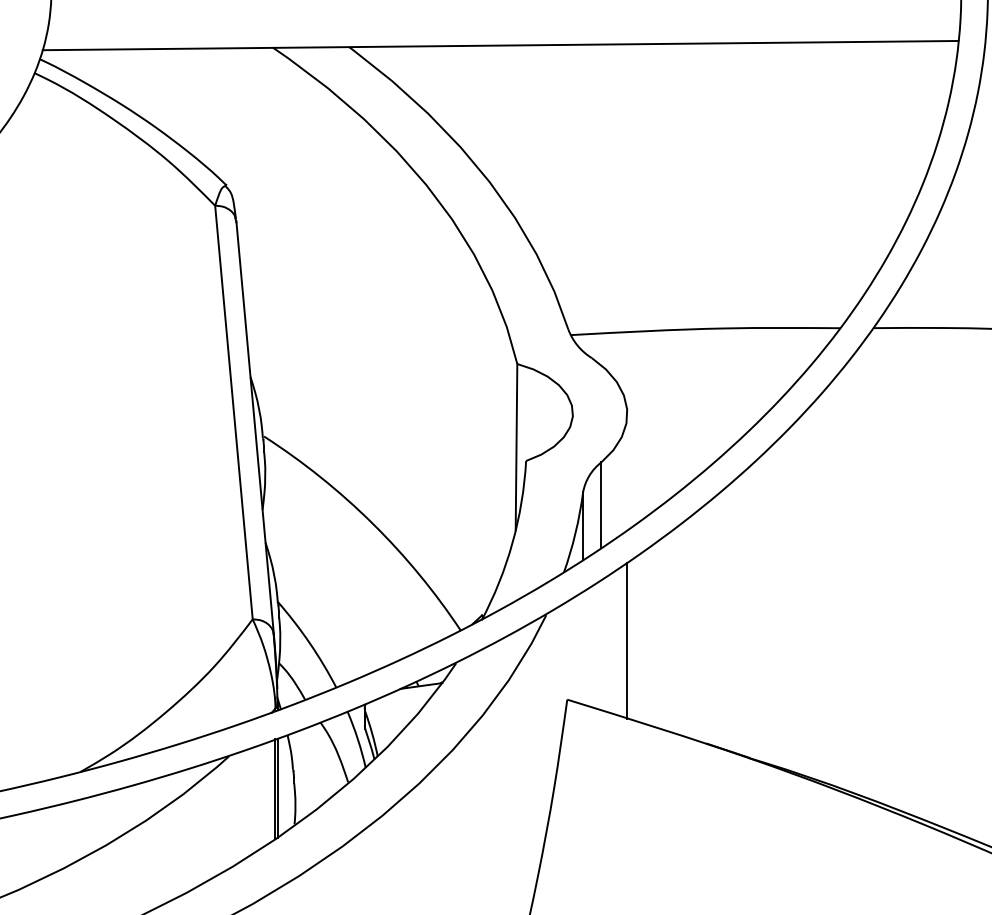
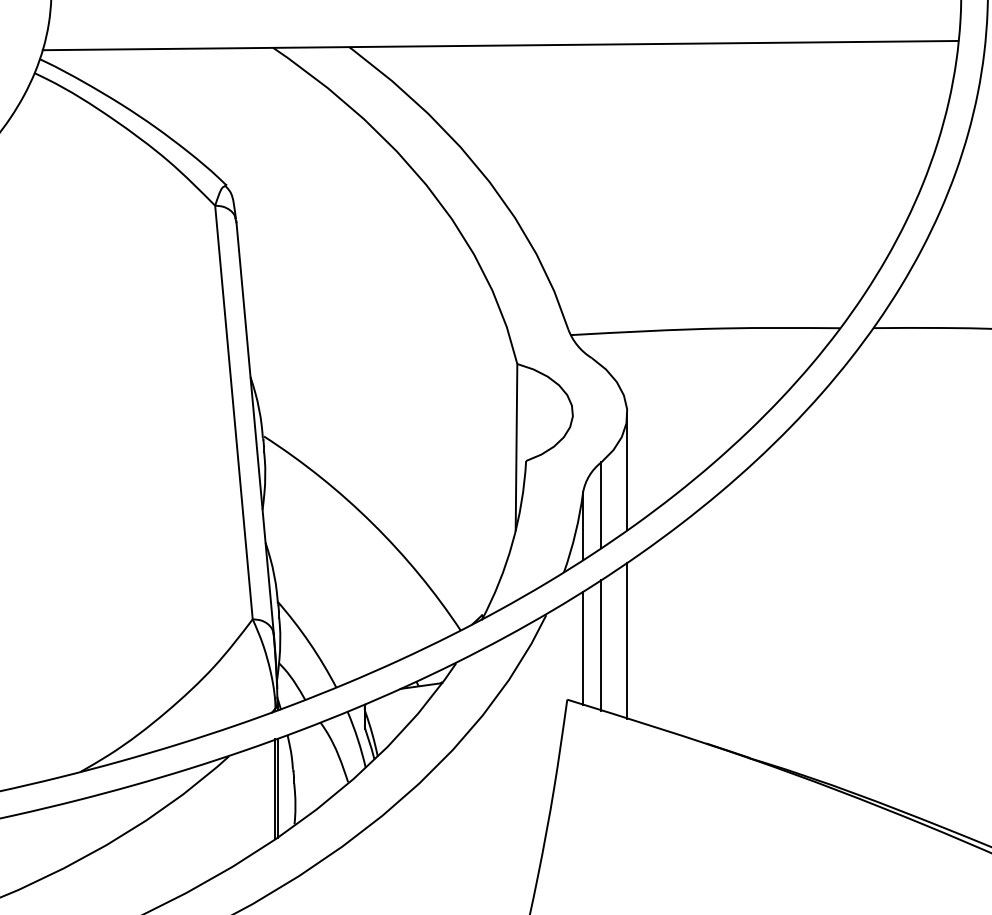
line: none -> present (627, 471)
line: none -> present (601, 645)
line: none -> present (583, 647)
